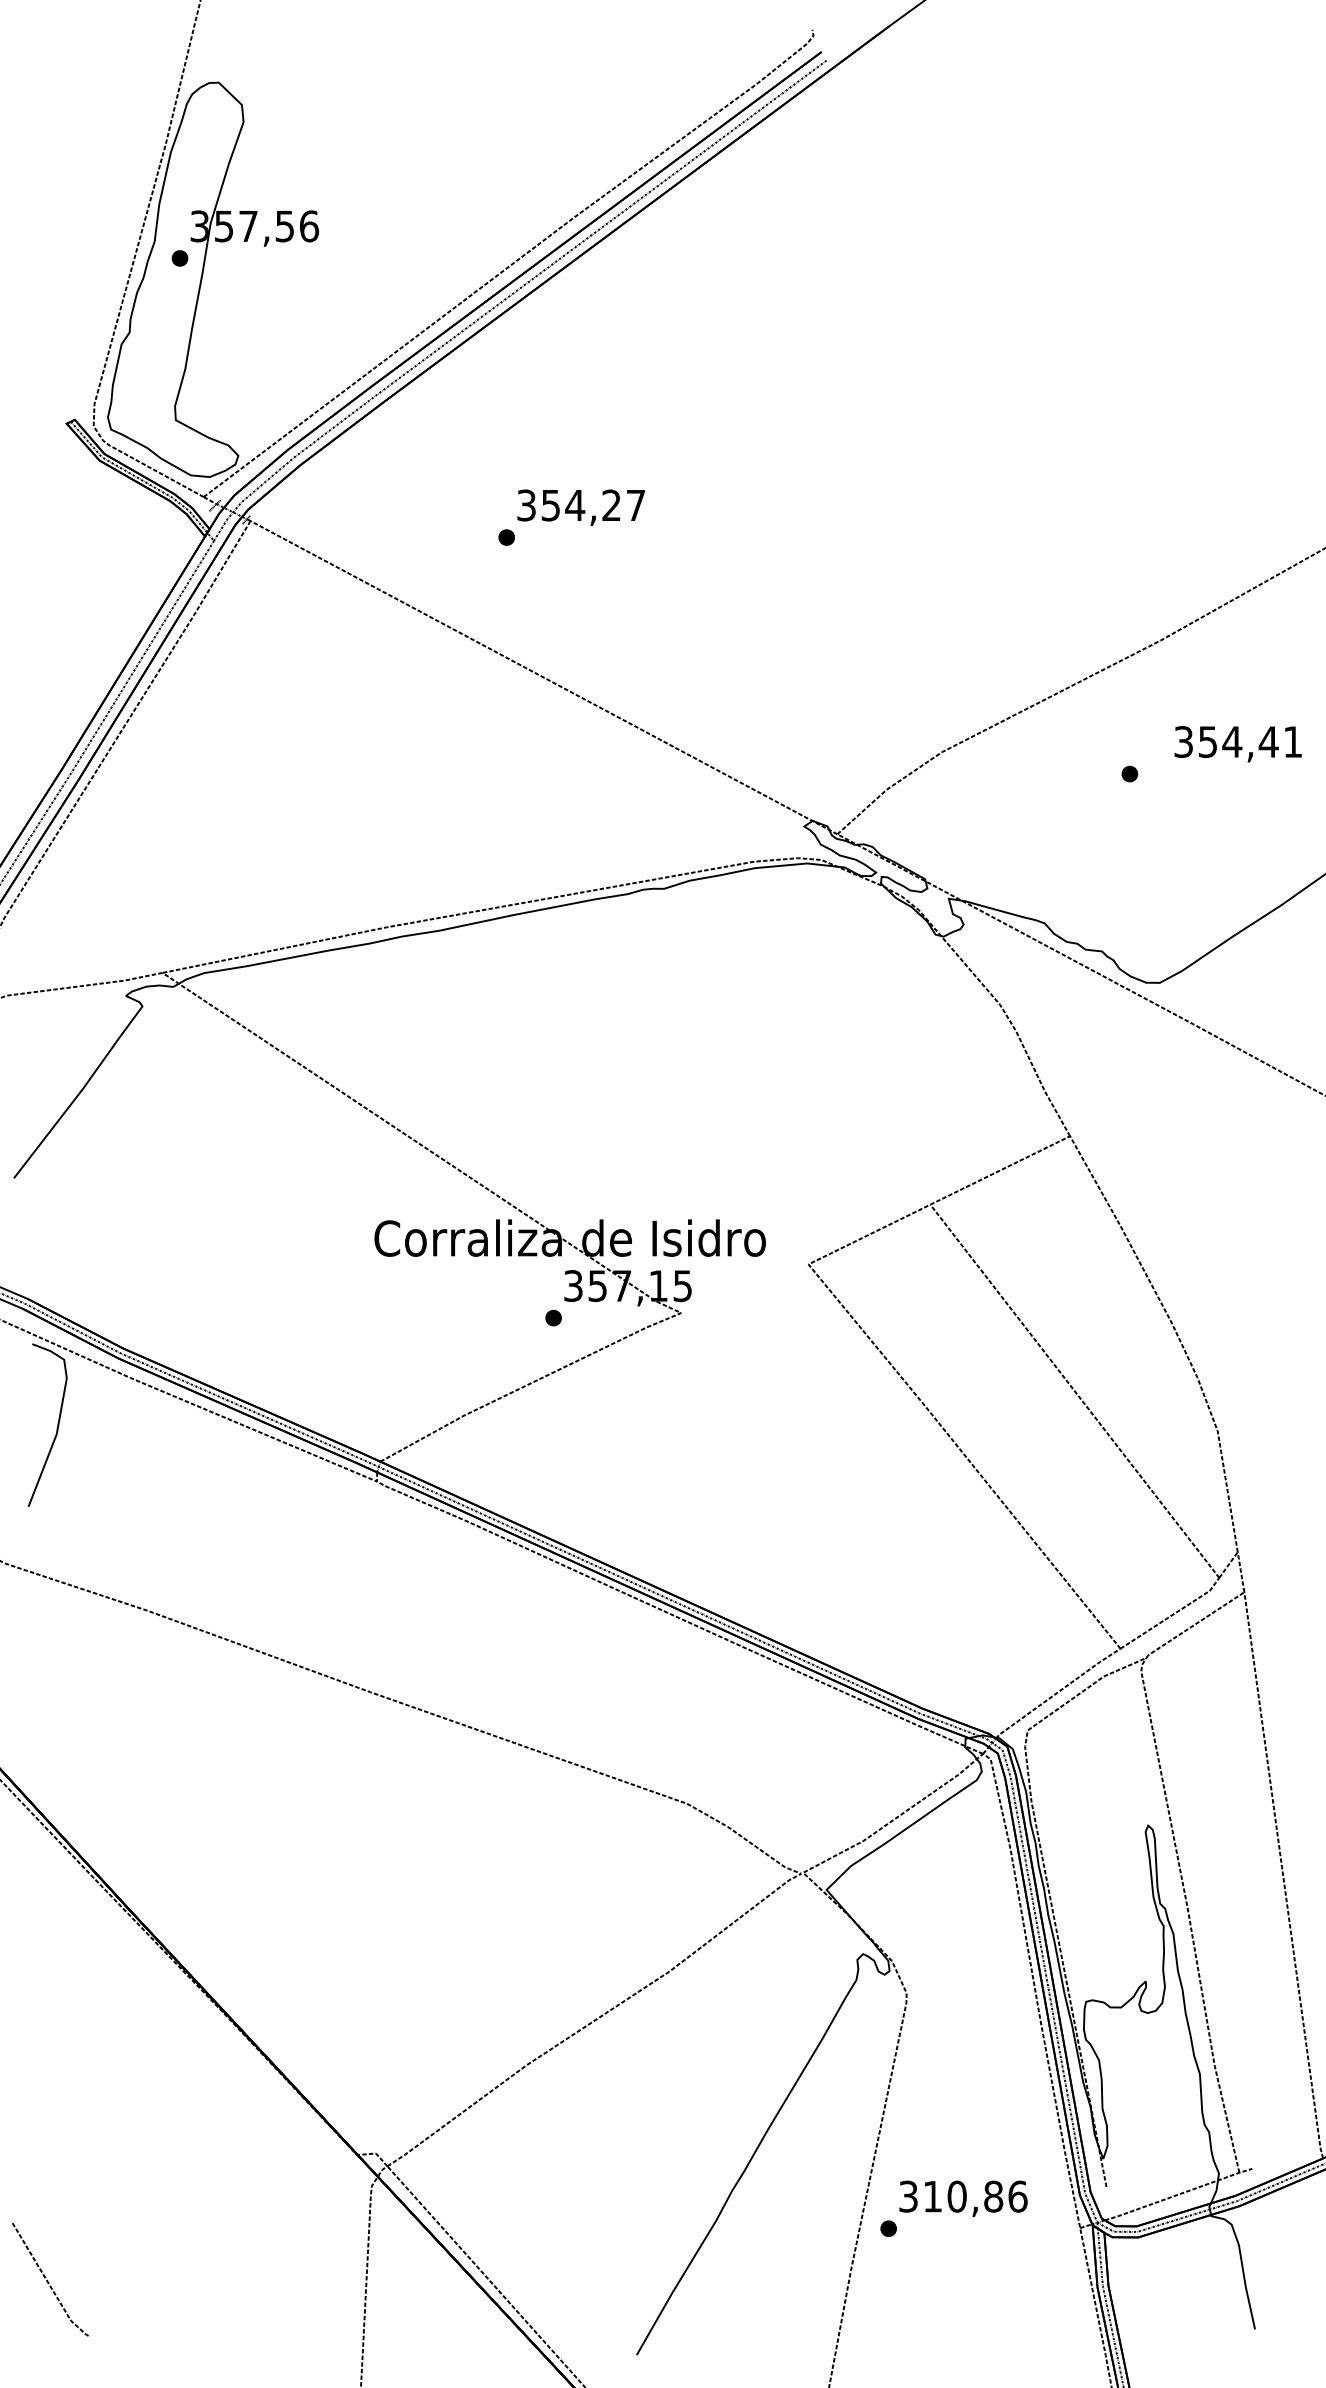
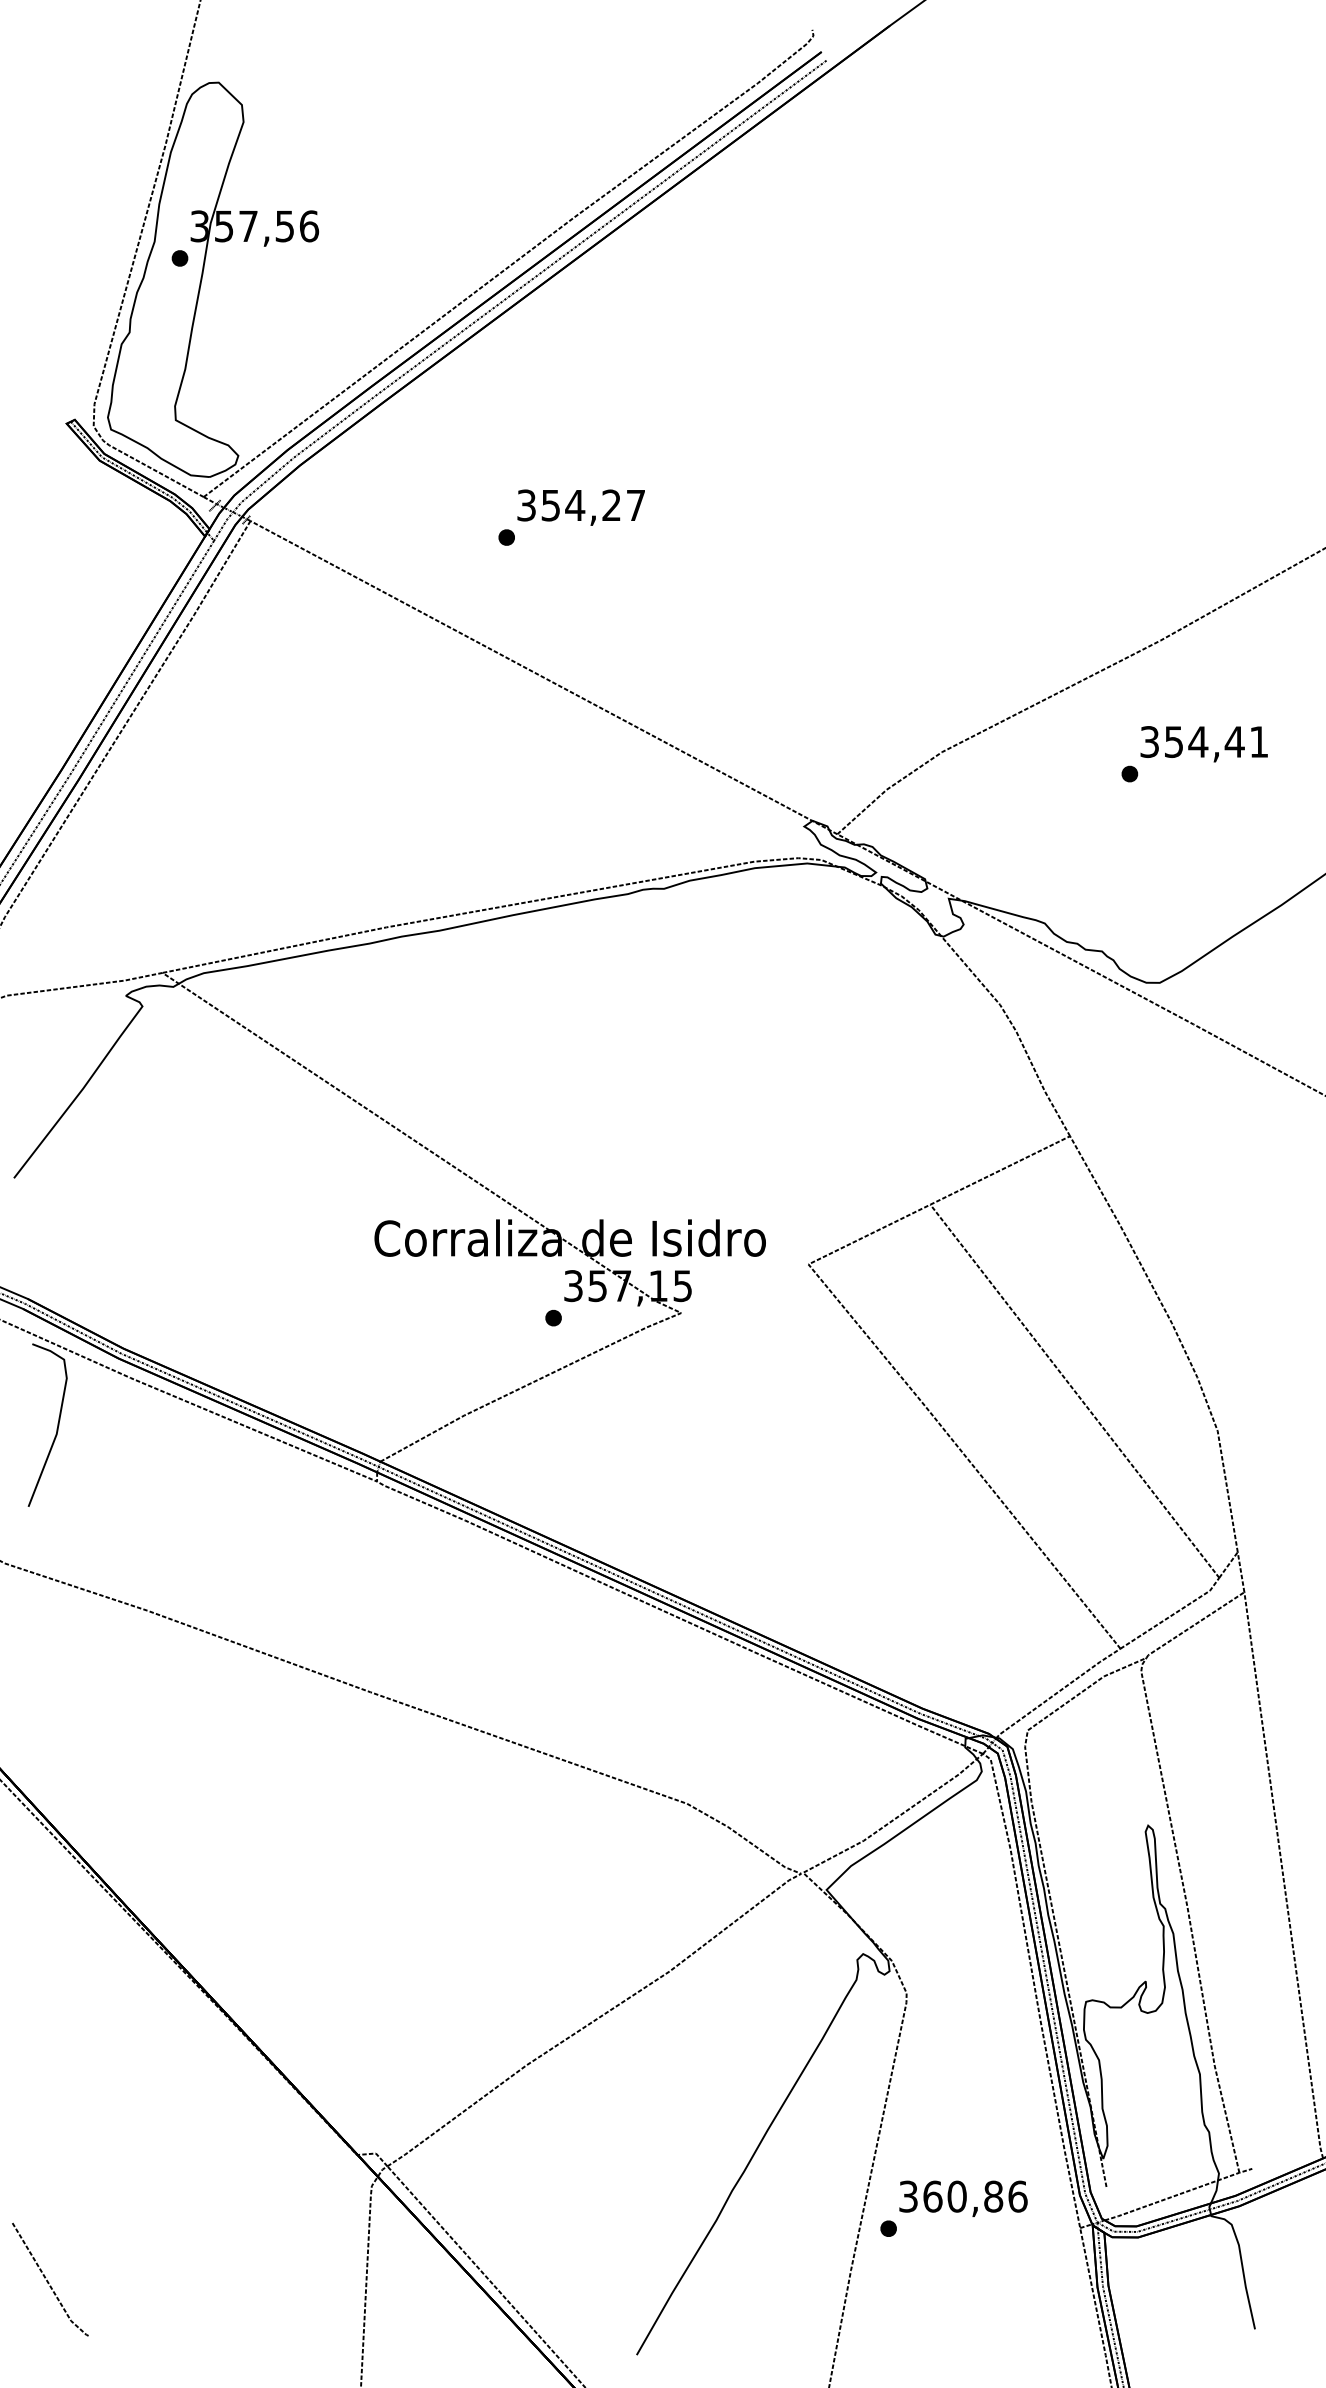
text position: (1237, 744) -> (1203, 744) (1203, 744)
text: 310,86 -> 360,86 (932, 2196)
